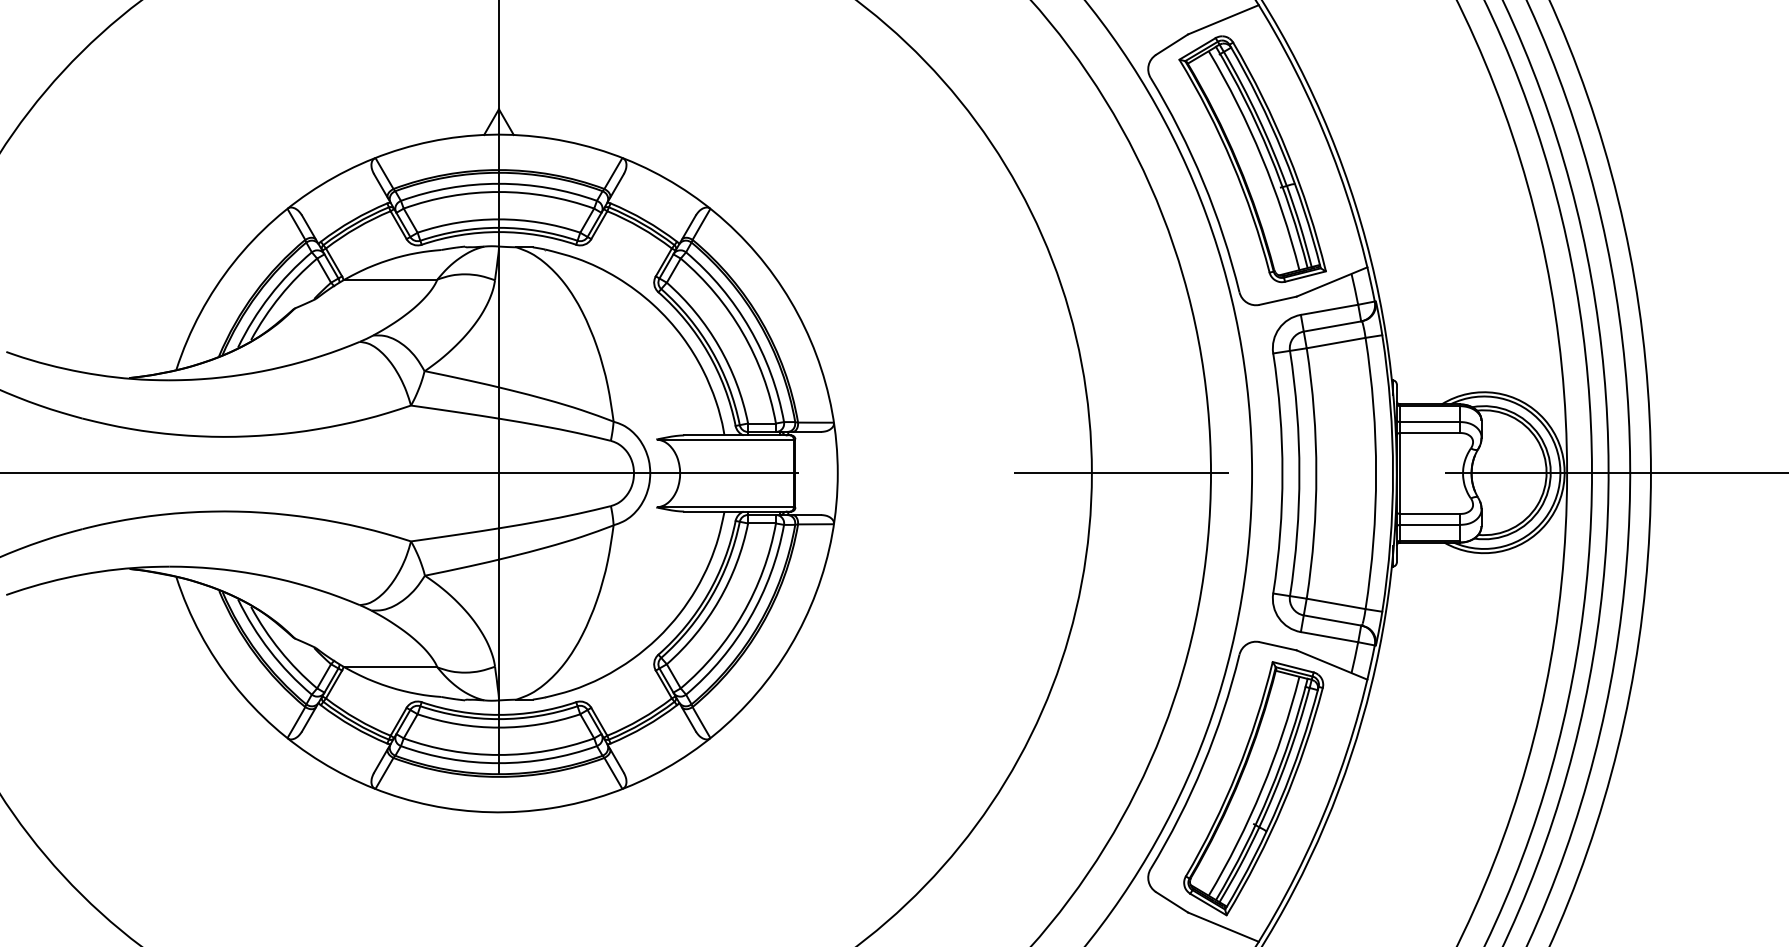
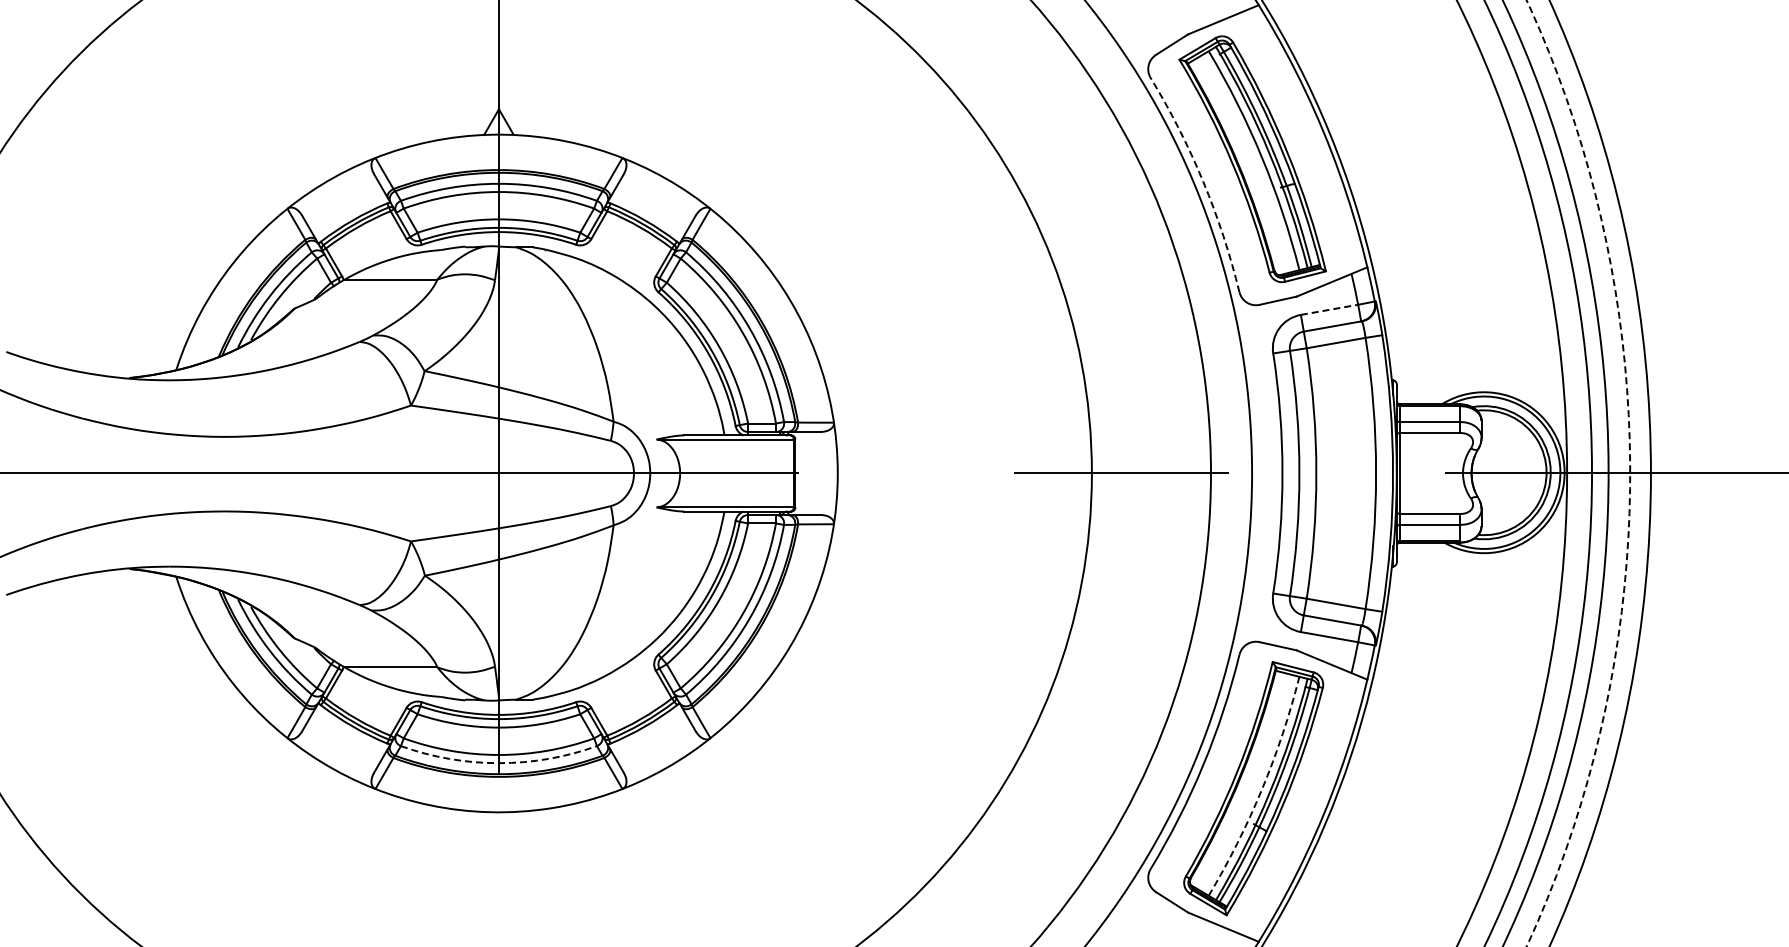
arc: solid -> dashed (1203, 181)
line: solid -> dashed (1330, 309)
arc: solid -> dashed (1630, 472)
arc: solid -> dashed (498, 763)
arc: solid -> dashed (1261, 789)
